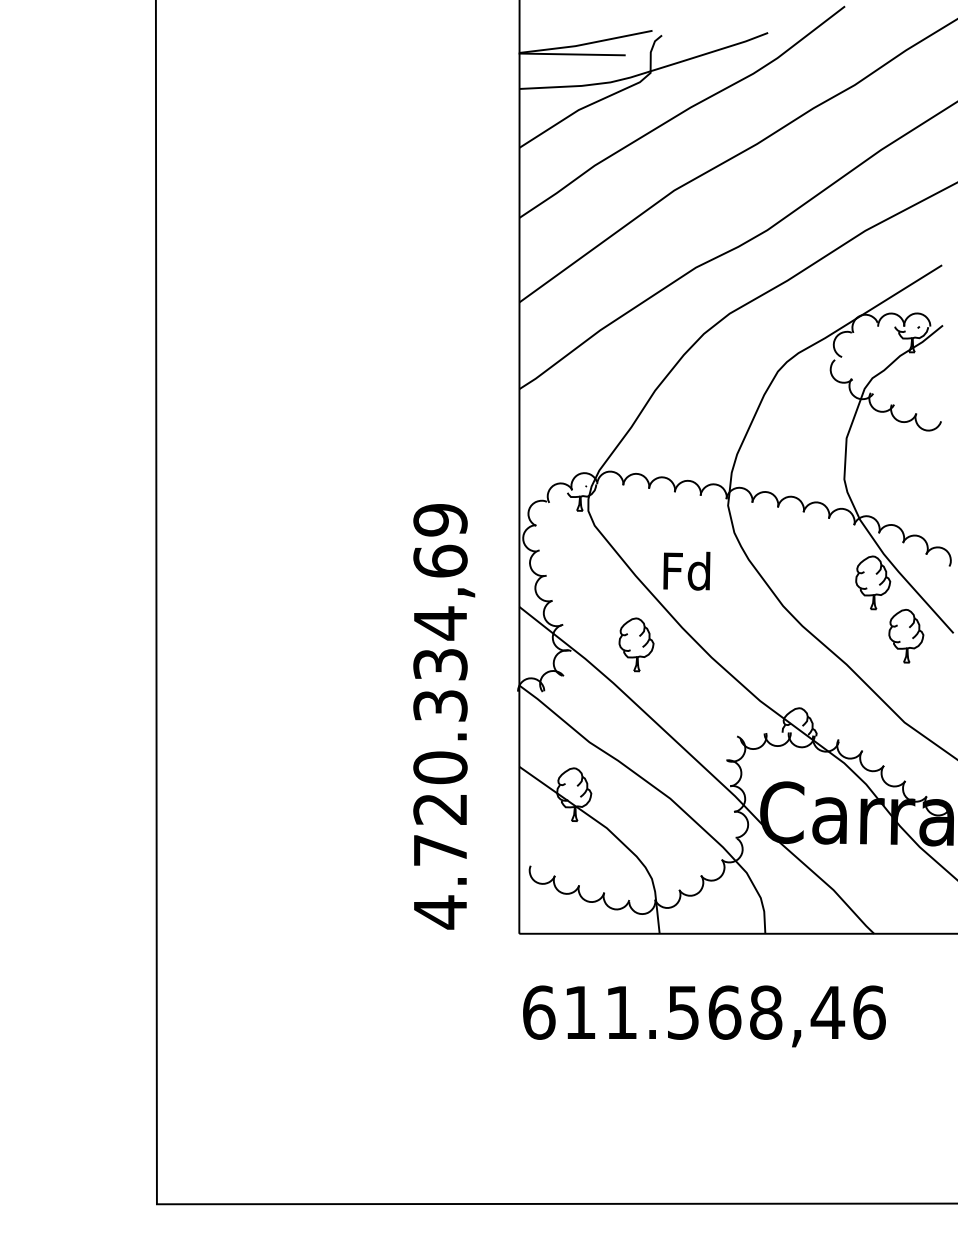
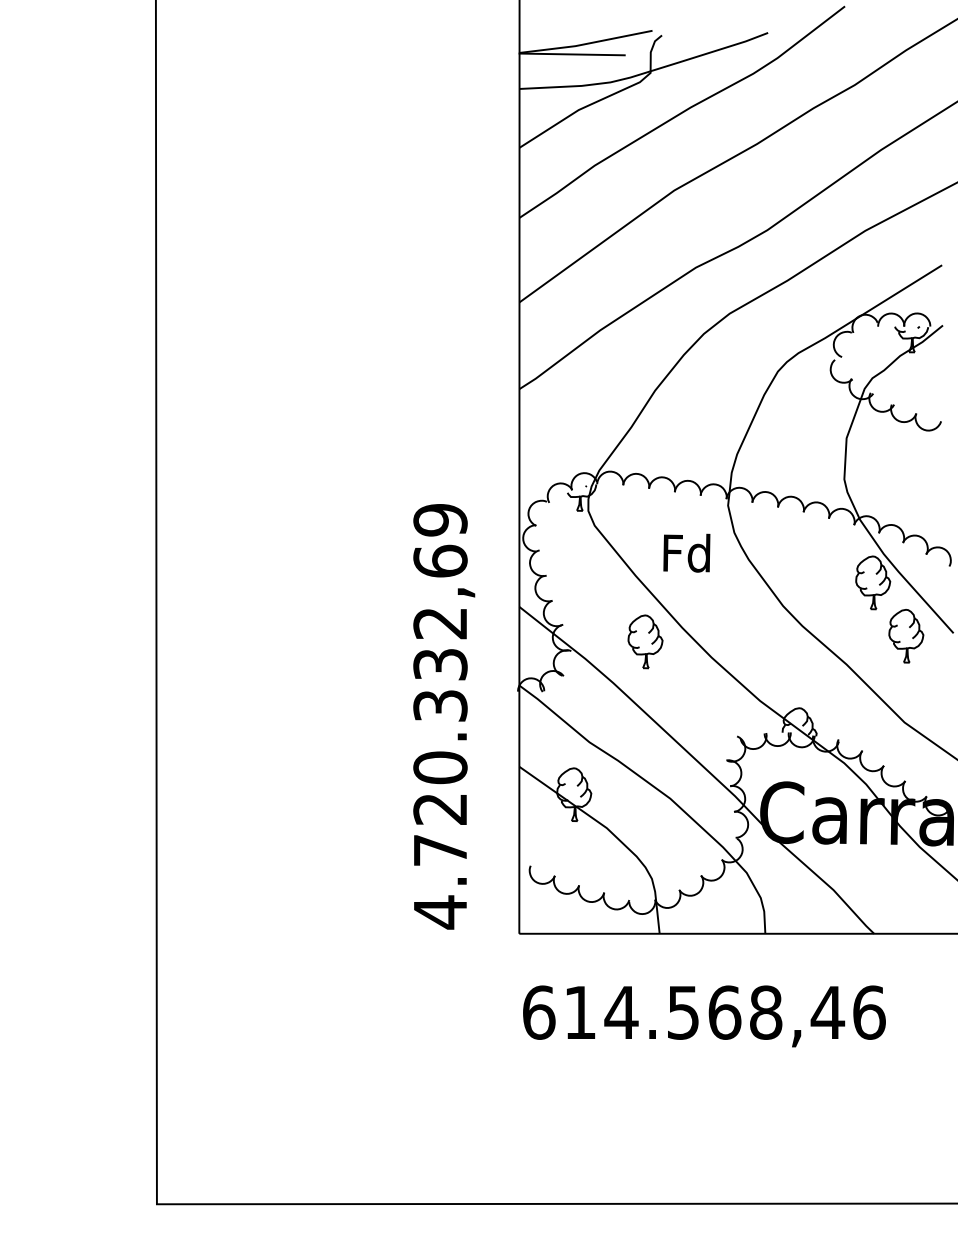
text position: (686, 570) -> (686, 552) (686, 552)
text: 4.720.334,69 -> 4.720.332,69 (439, 623)
part position: (636, 644) -> (645, 641) (645, 641)
text: 611.568,46 -> 614.568,46 (621, 1012)
